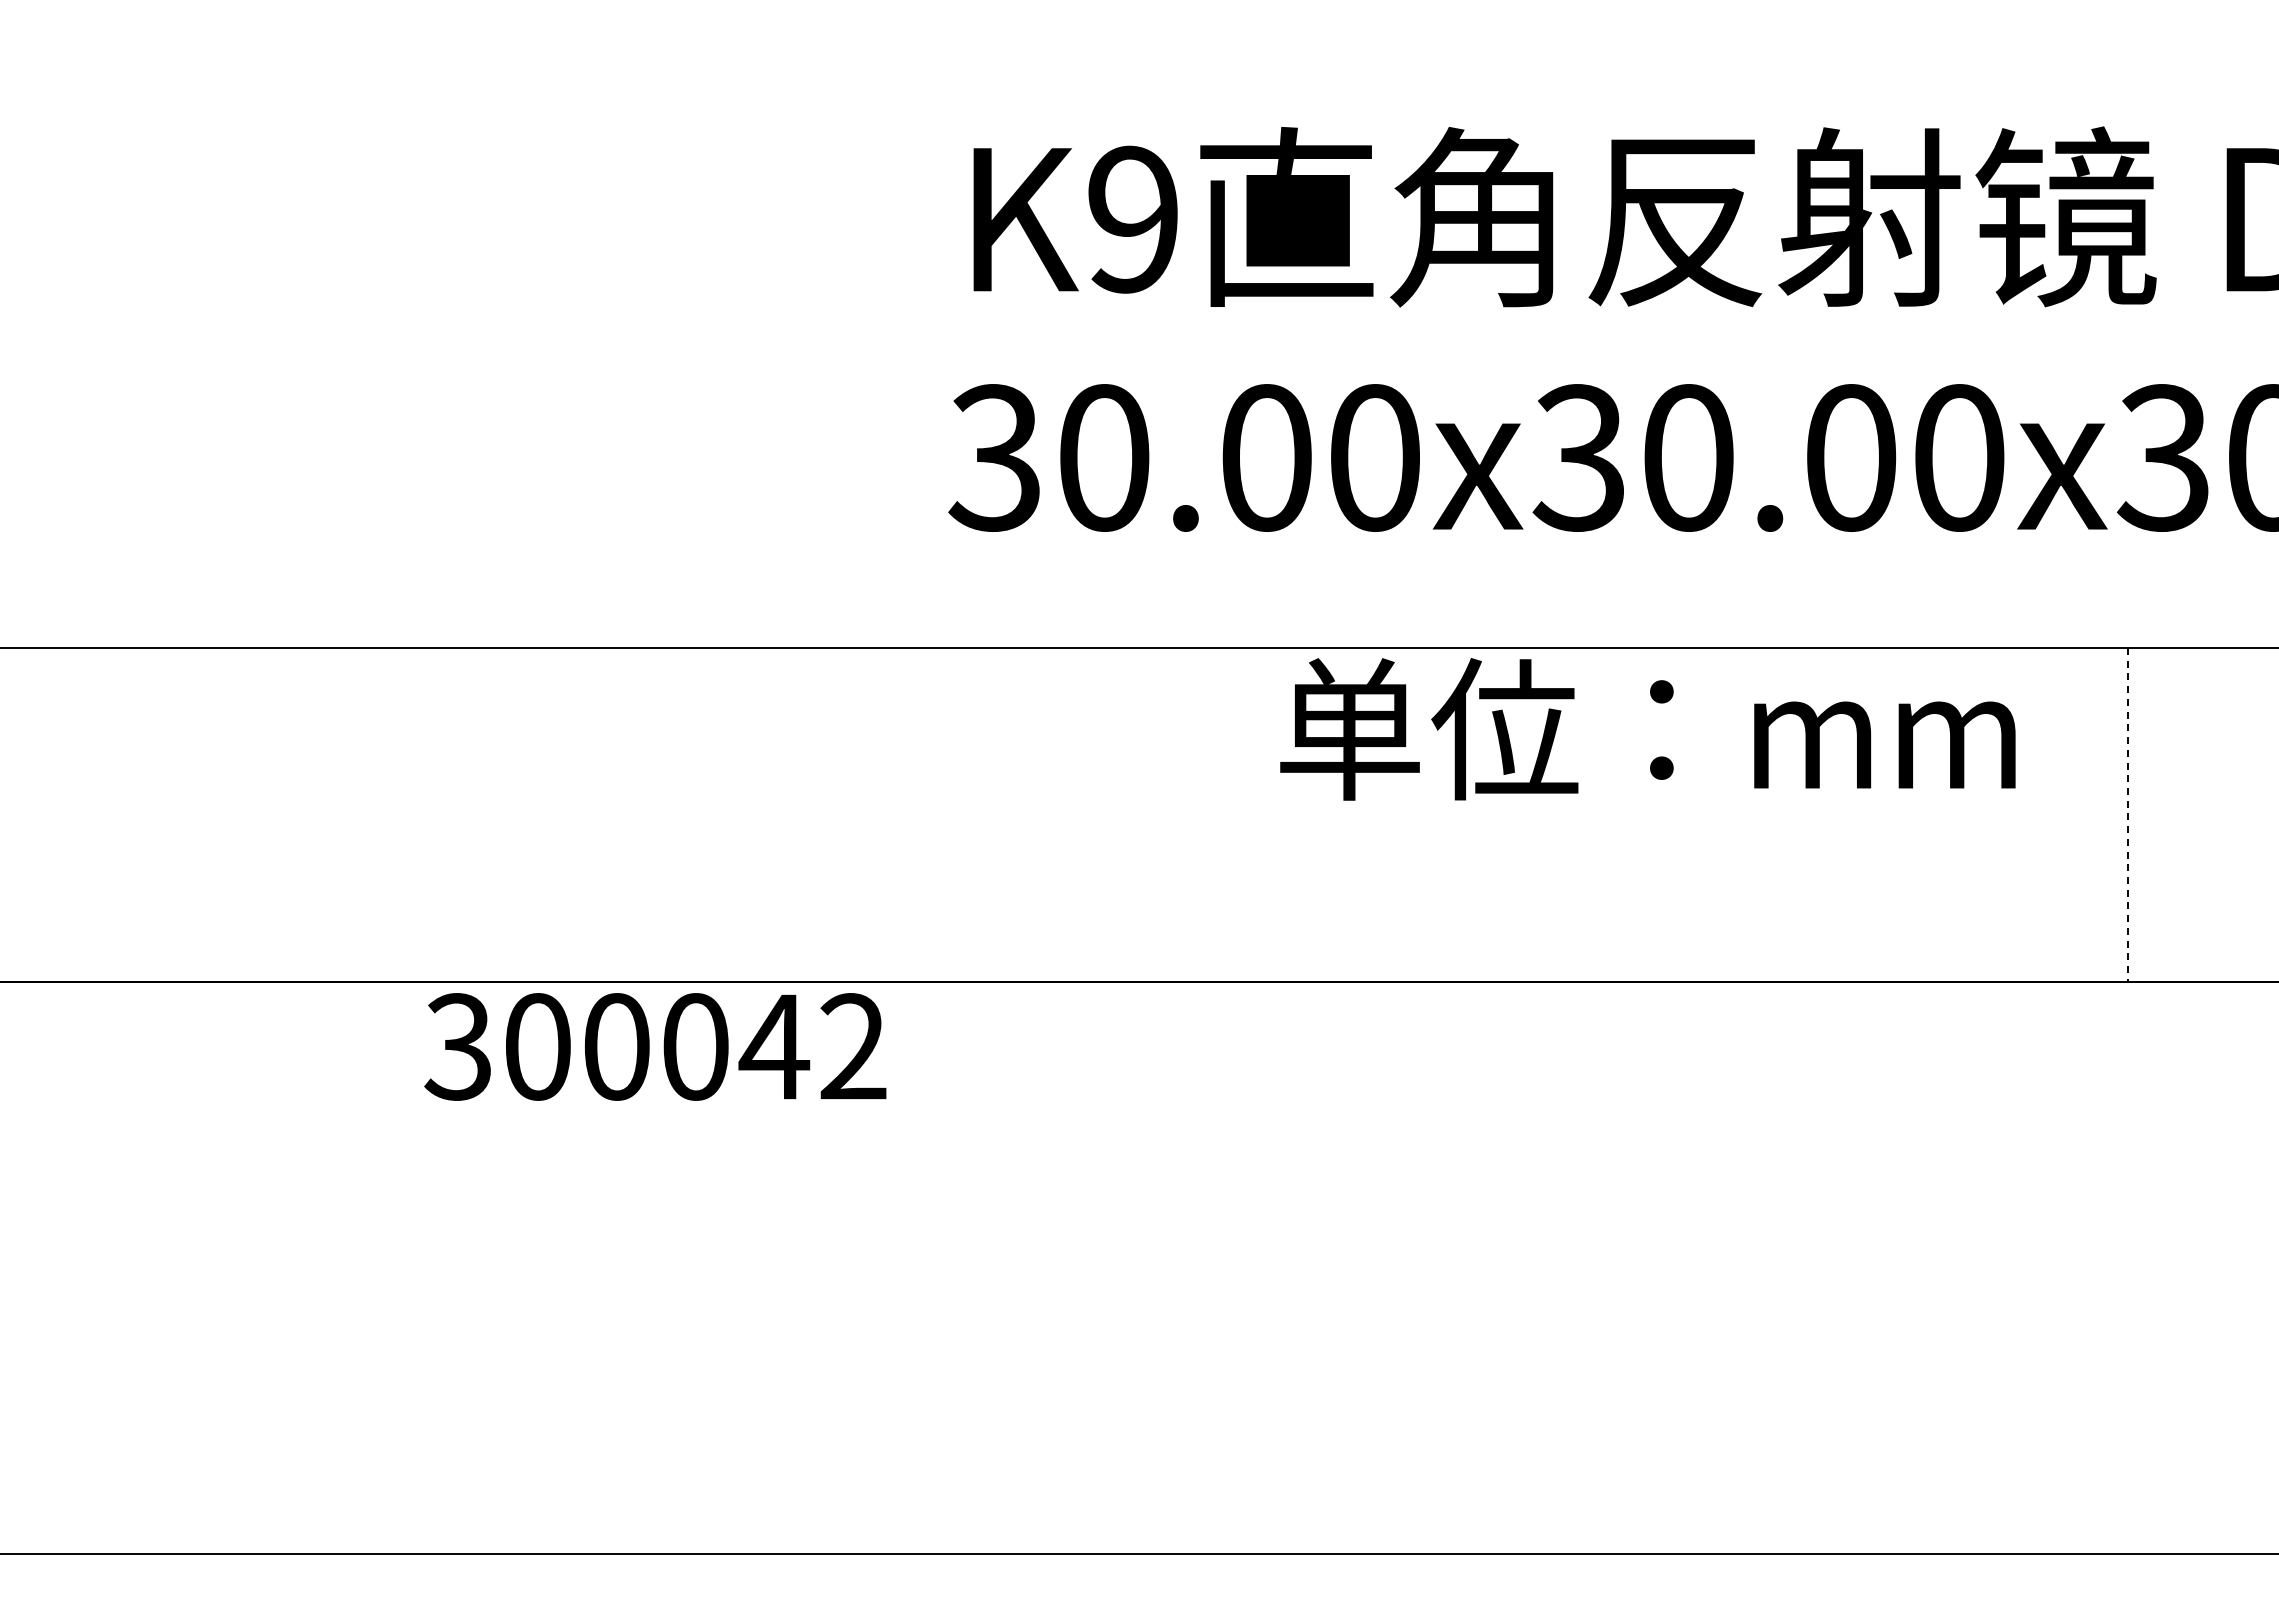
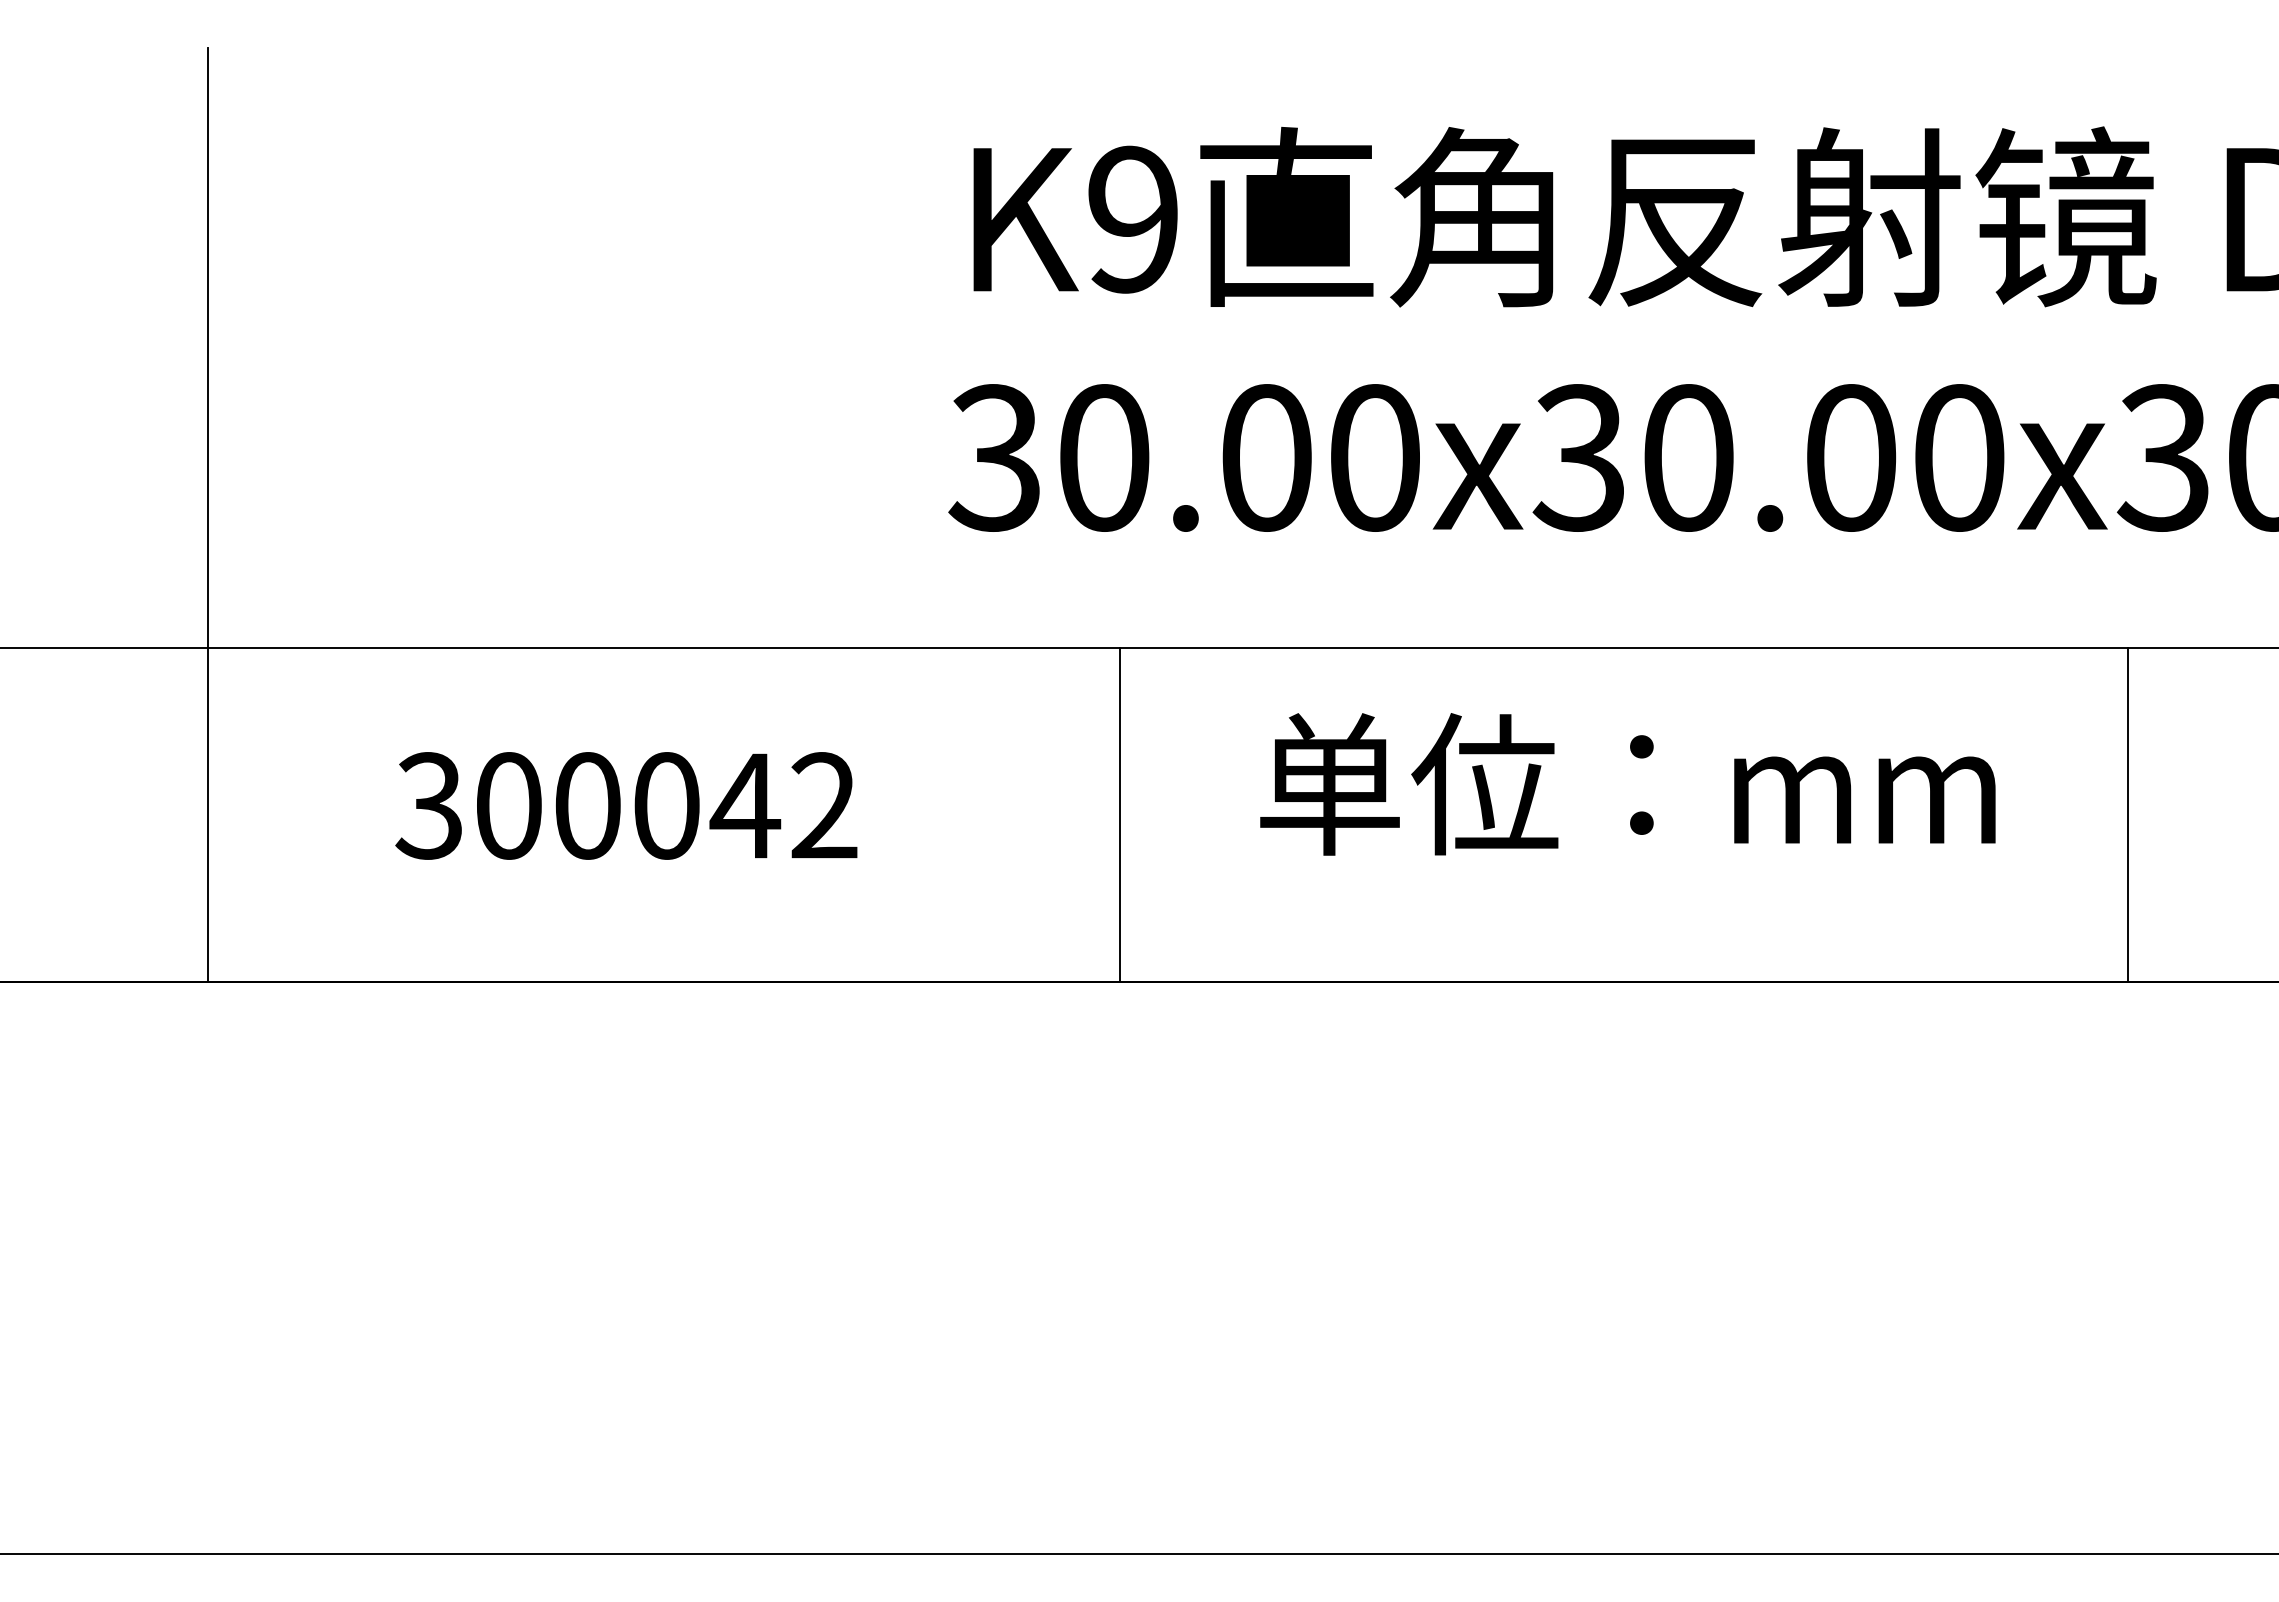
line: none -> present (208, 515)
text position: (1647, 729) -> (1627, 784) (1627, 784)
line: none -> present (1120, 815)
line: dashed -> solid (2128, 815)
text position: (655, 1046) -> (626, 805) (626, 805)
